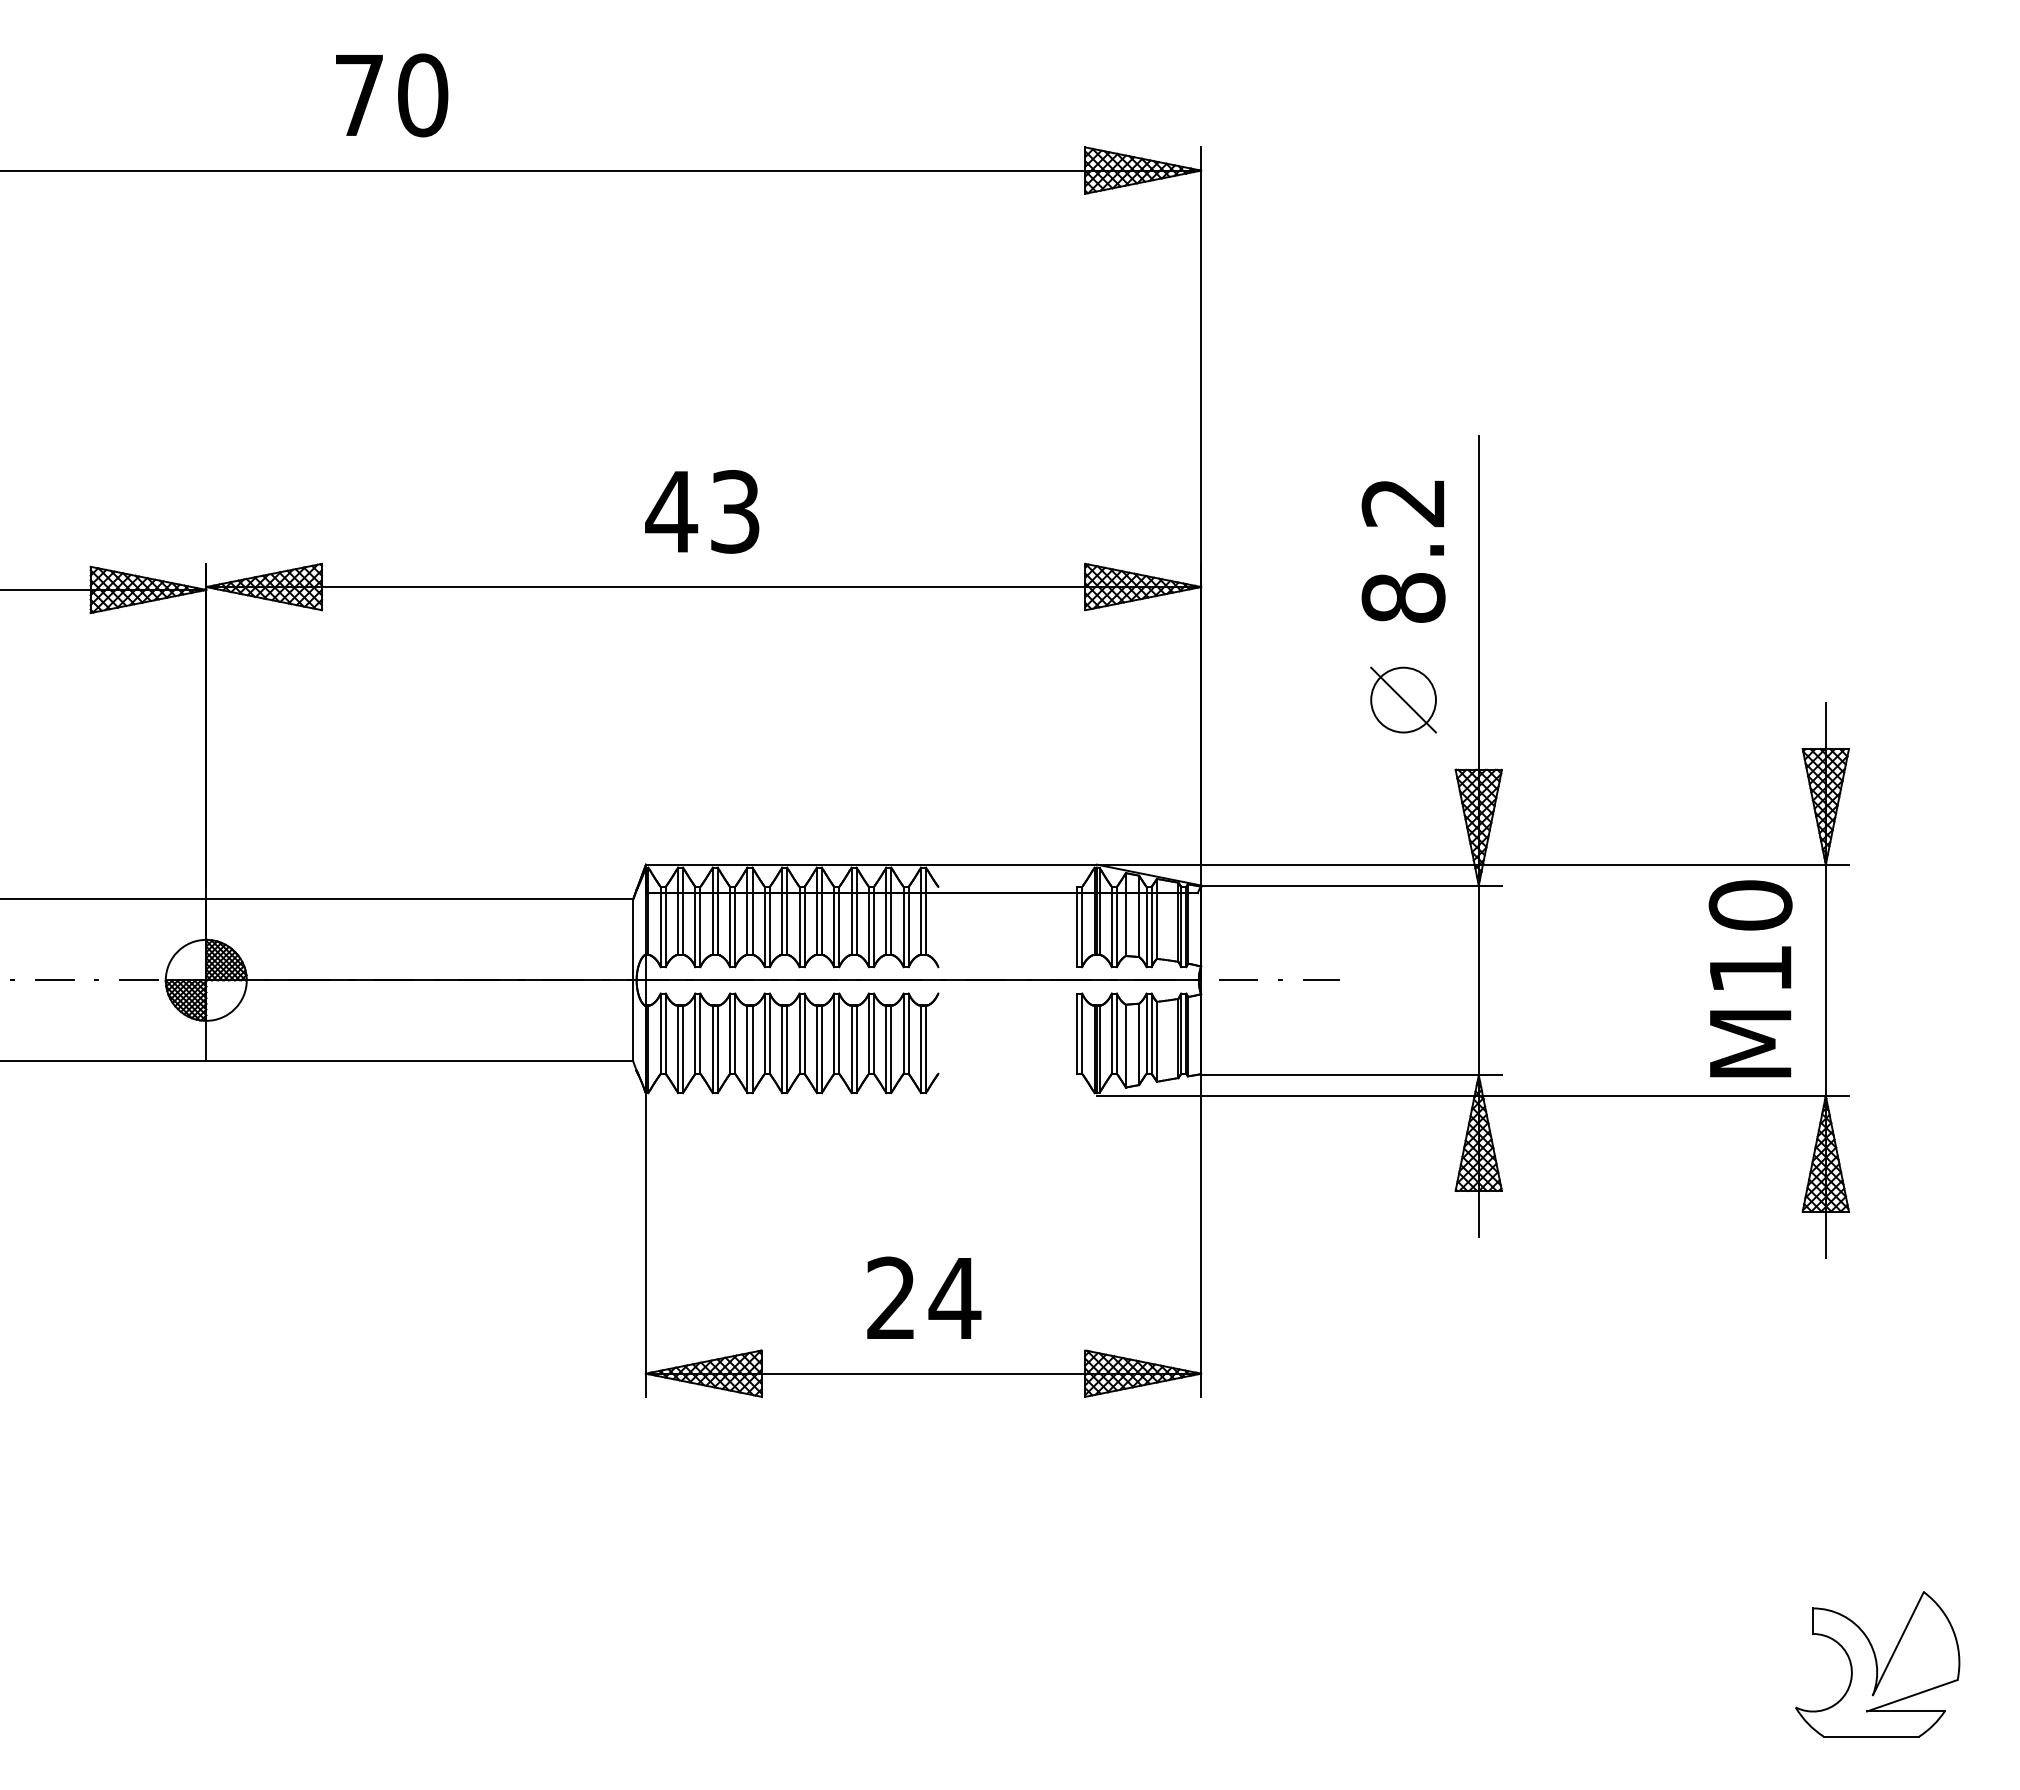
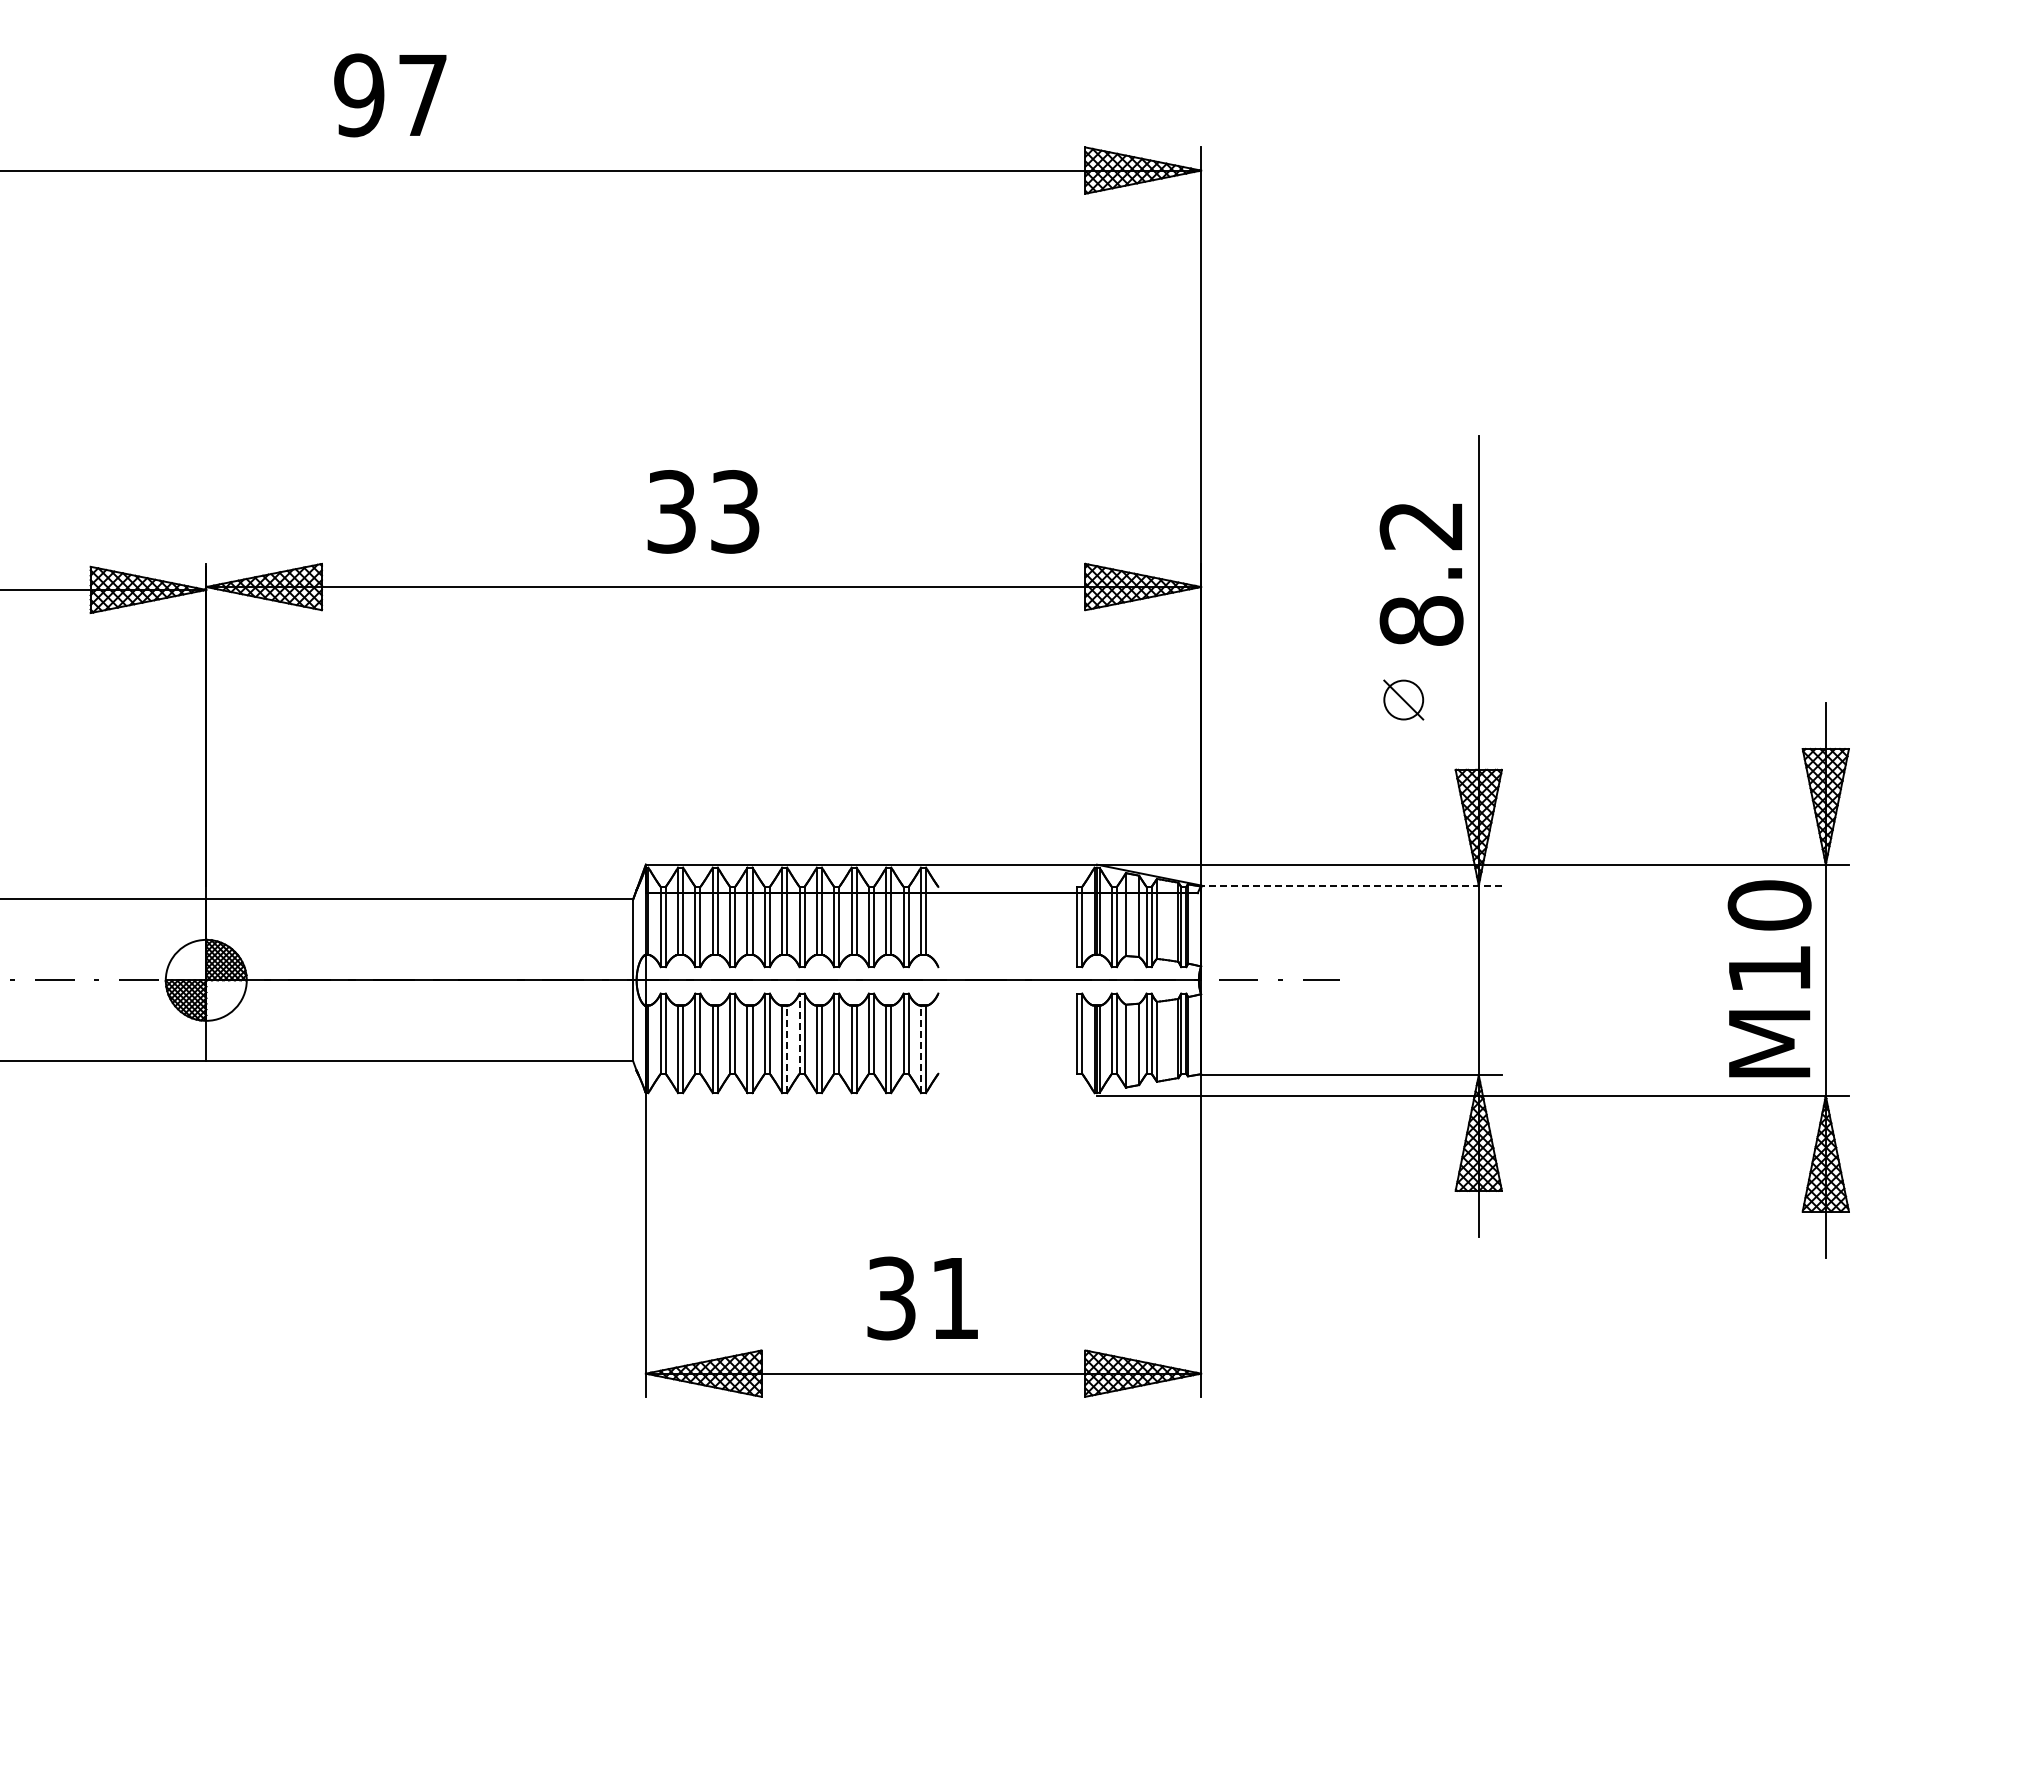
text: 70 -> 97 (391, 95)
text: 43 -> 33 (671, 511)
text position: (1403, 551) -> (1421, 574) (1421, 574)
part size: 68x68 px -> 42x42 px (1403, 699)
line: solid -> dashed (1351, 885)
text position: (1750, 978) -> (1769, 978) (1769, 978)
line: solid -> dashed (799, 1033)
line: solid -> dashed (787, 1049)
line: solid -> dashed (920, 1049)
text: 24 -> 31 (924, 1298)
part: present -> none (1877, 1664)
